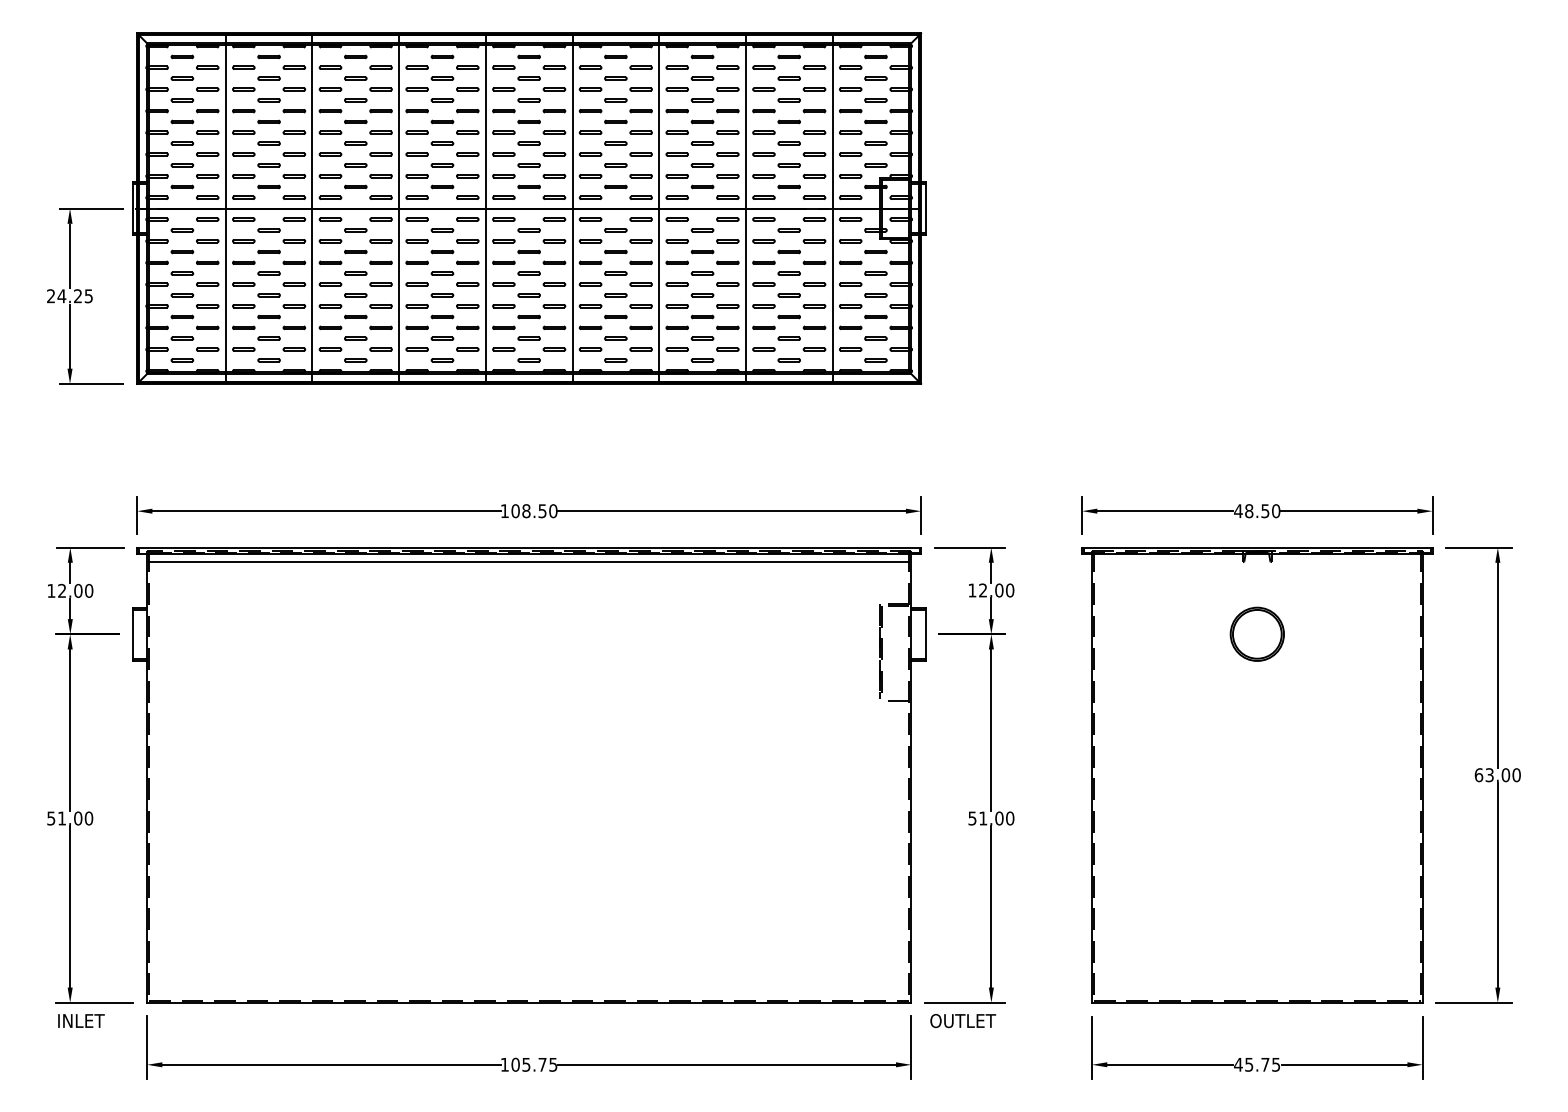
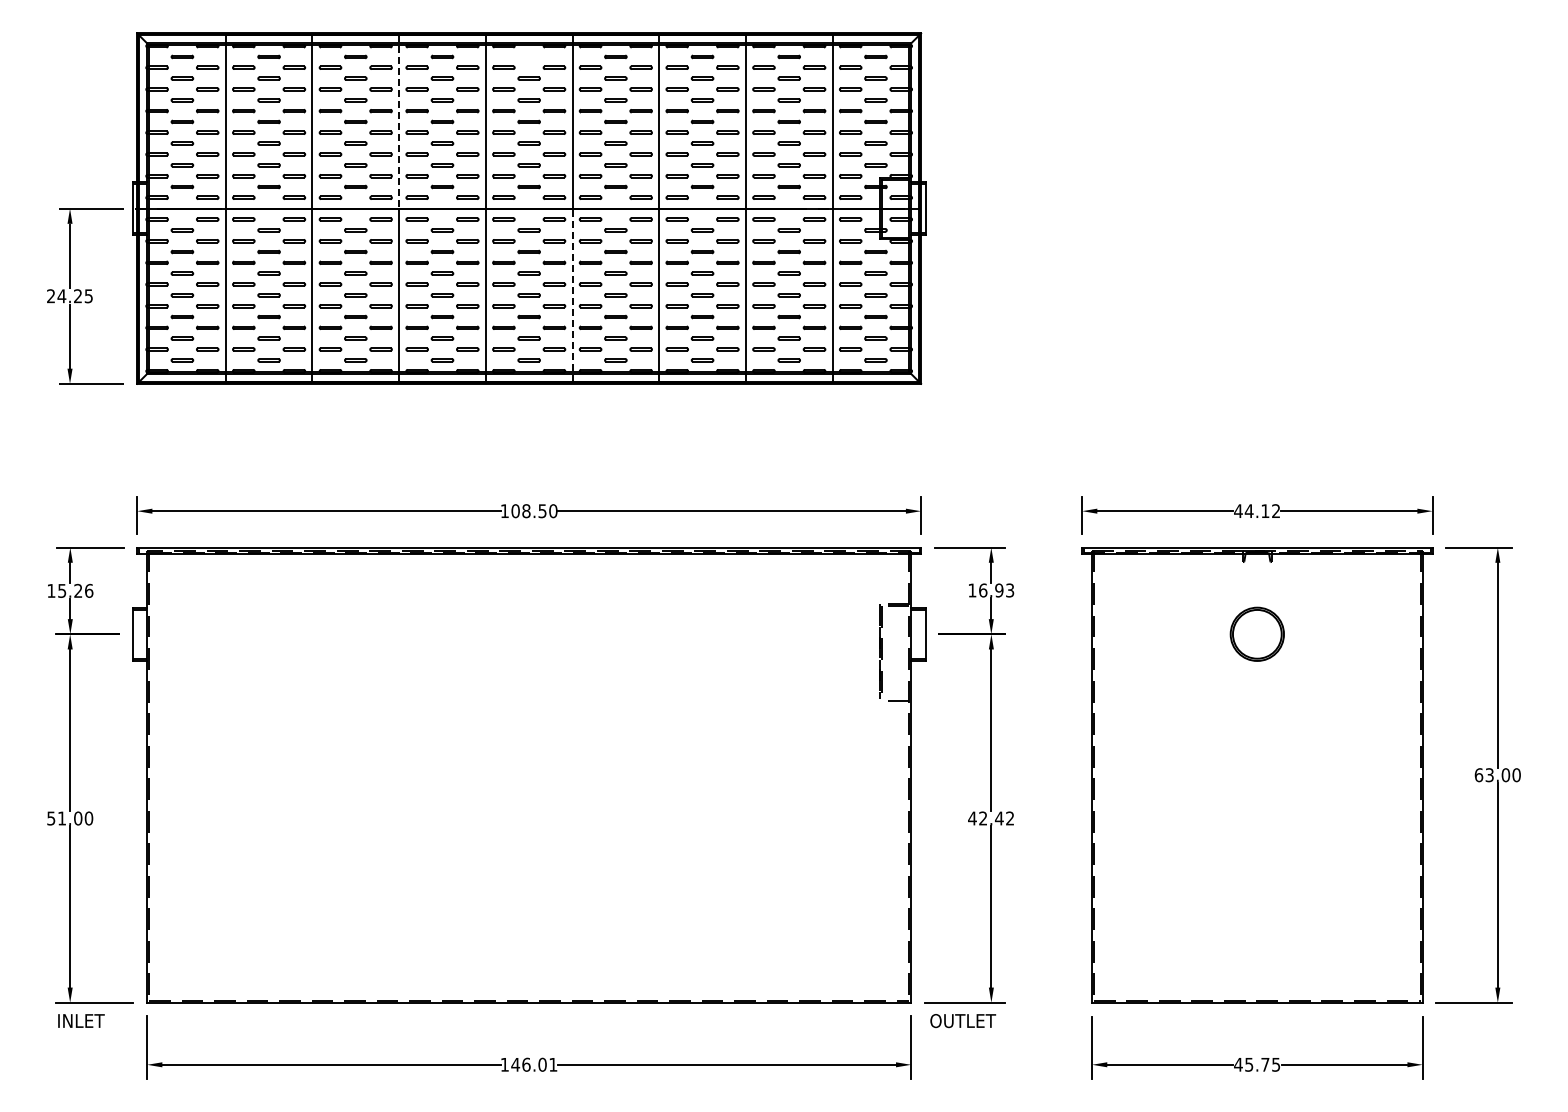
part: present -> none (528, 56)
line: solid -> dashed (399, 121)
line: solid -> dashed (572, 295)
text: 48.50 -> 44.12 (1262, 511)
line: present -> none (528, 562)
text: 12.00 -> 15.26 (75, 590)
text: 12.00 -> 16.93 (996, 590)
text: 51.00 -> 42.42 (991, 818)
text: 105.75 -> 146.01 (534, 1064)
